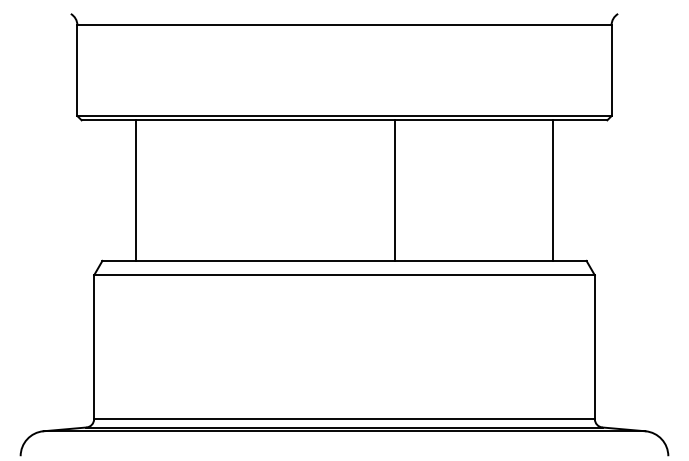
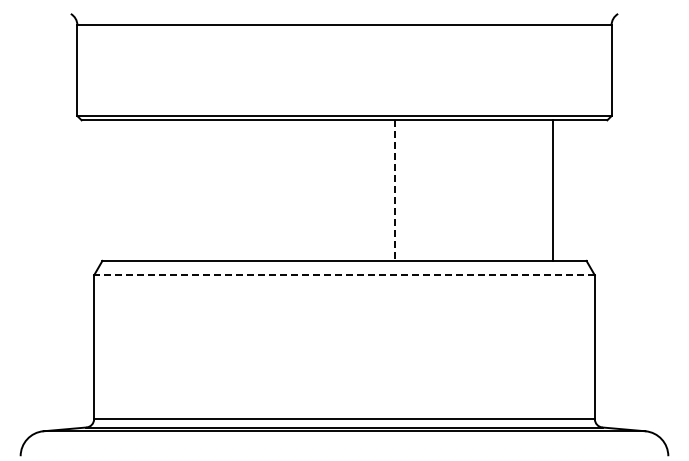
line: present -> none (135, 190)
line: solid -> dashed (394, 191)
line: solid -> dashed (344, 275)
